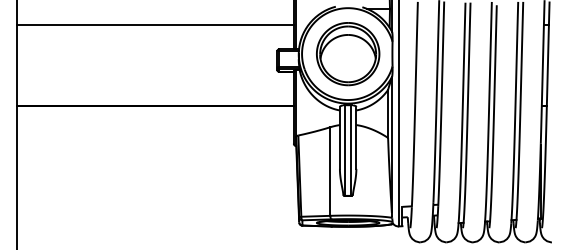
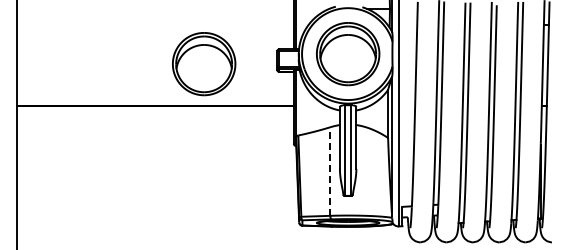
line: present -> none (155, 25)
part: none -> present (204, 64)
line: solid -> dashed (330, 171)
